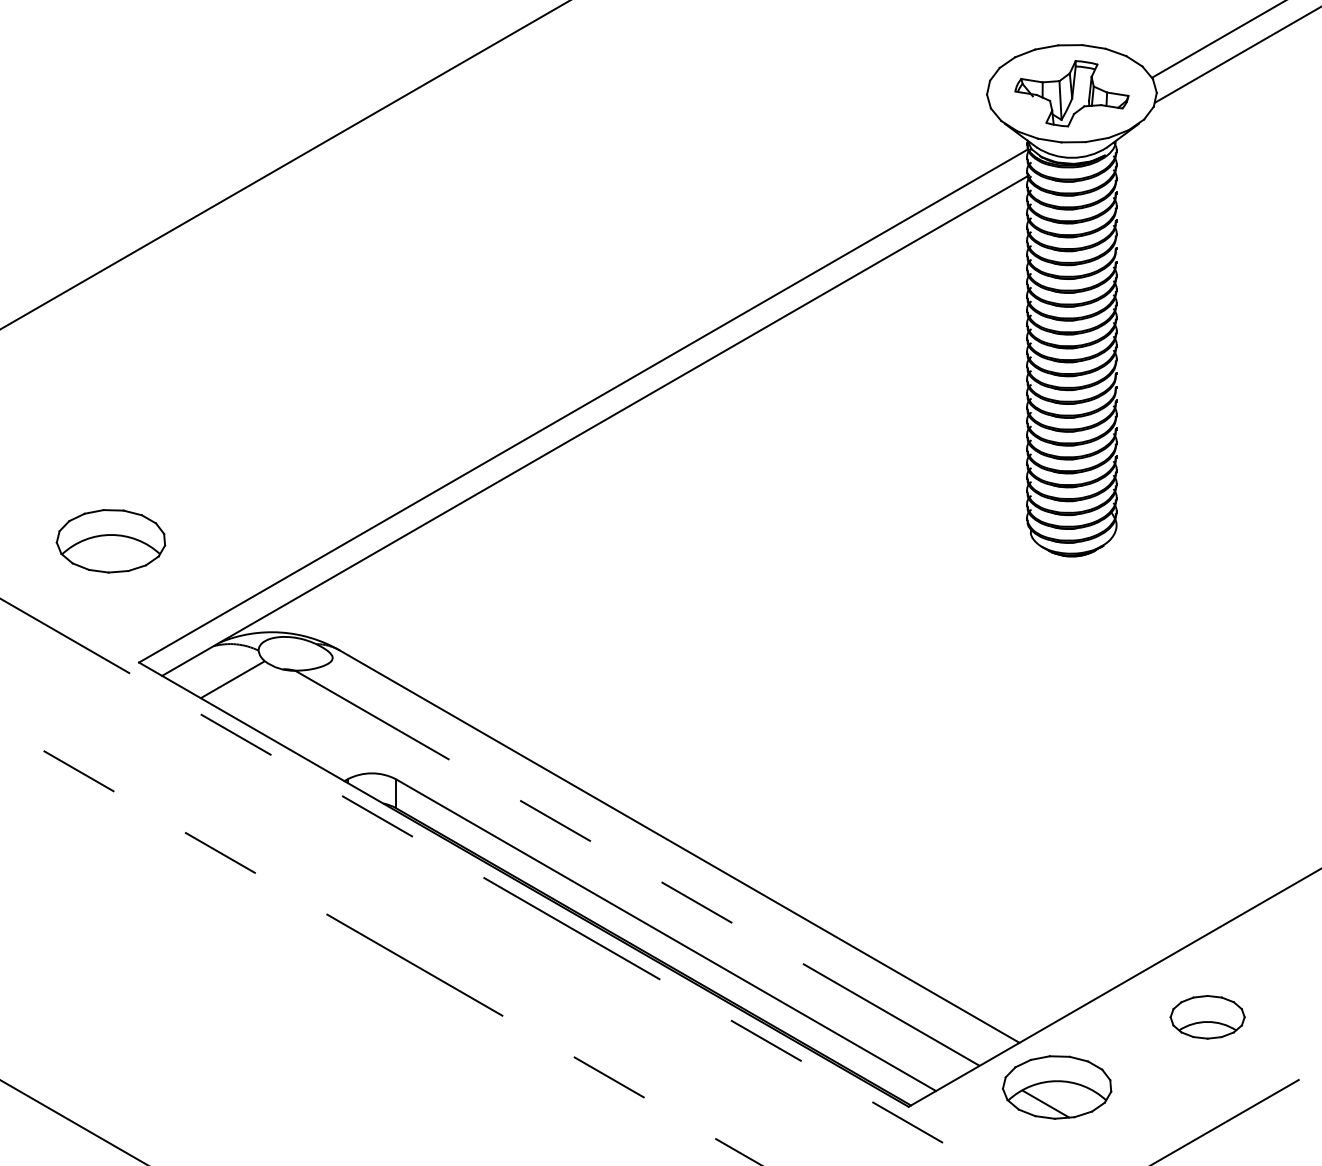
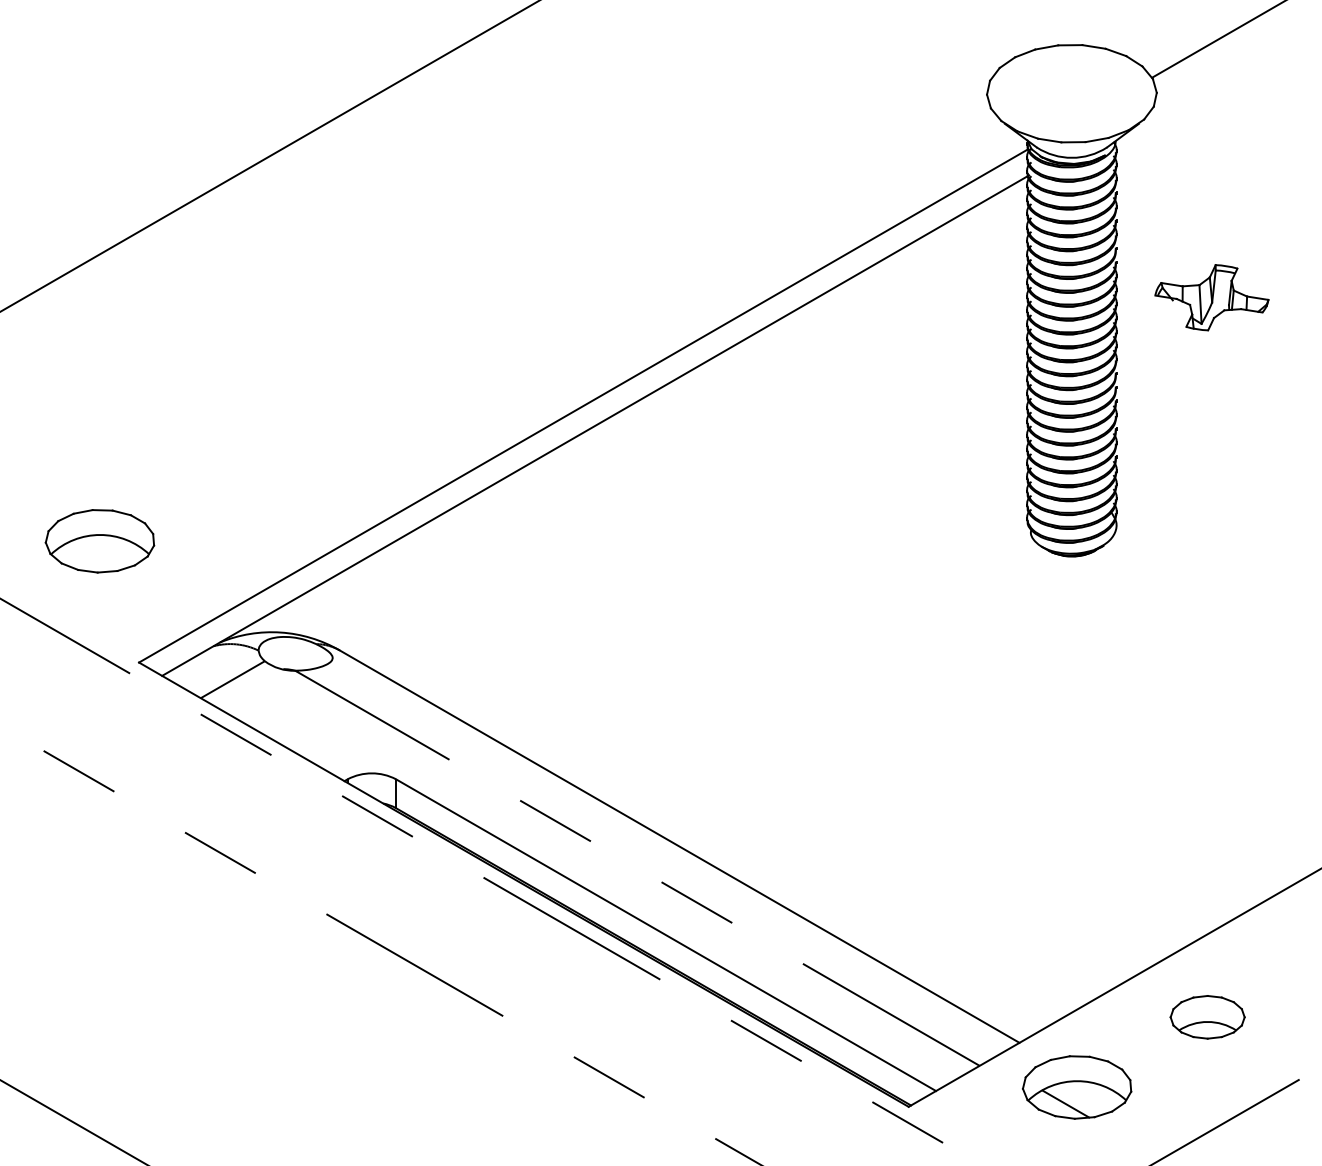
line: present -> none (1236, 55)
part position: (1071, 93) -> (1211, 297) (1211, 297)
line position: (284, 165) -> (269, 156) (269, 156)
part position: (110, 541) -> (99, 541) (99, 541)
part position: (1057, 1087) -> (1077, 1087) (1077, 1087)
